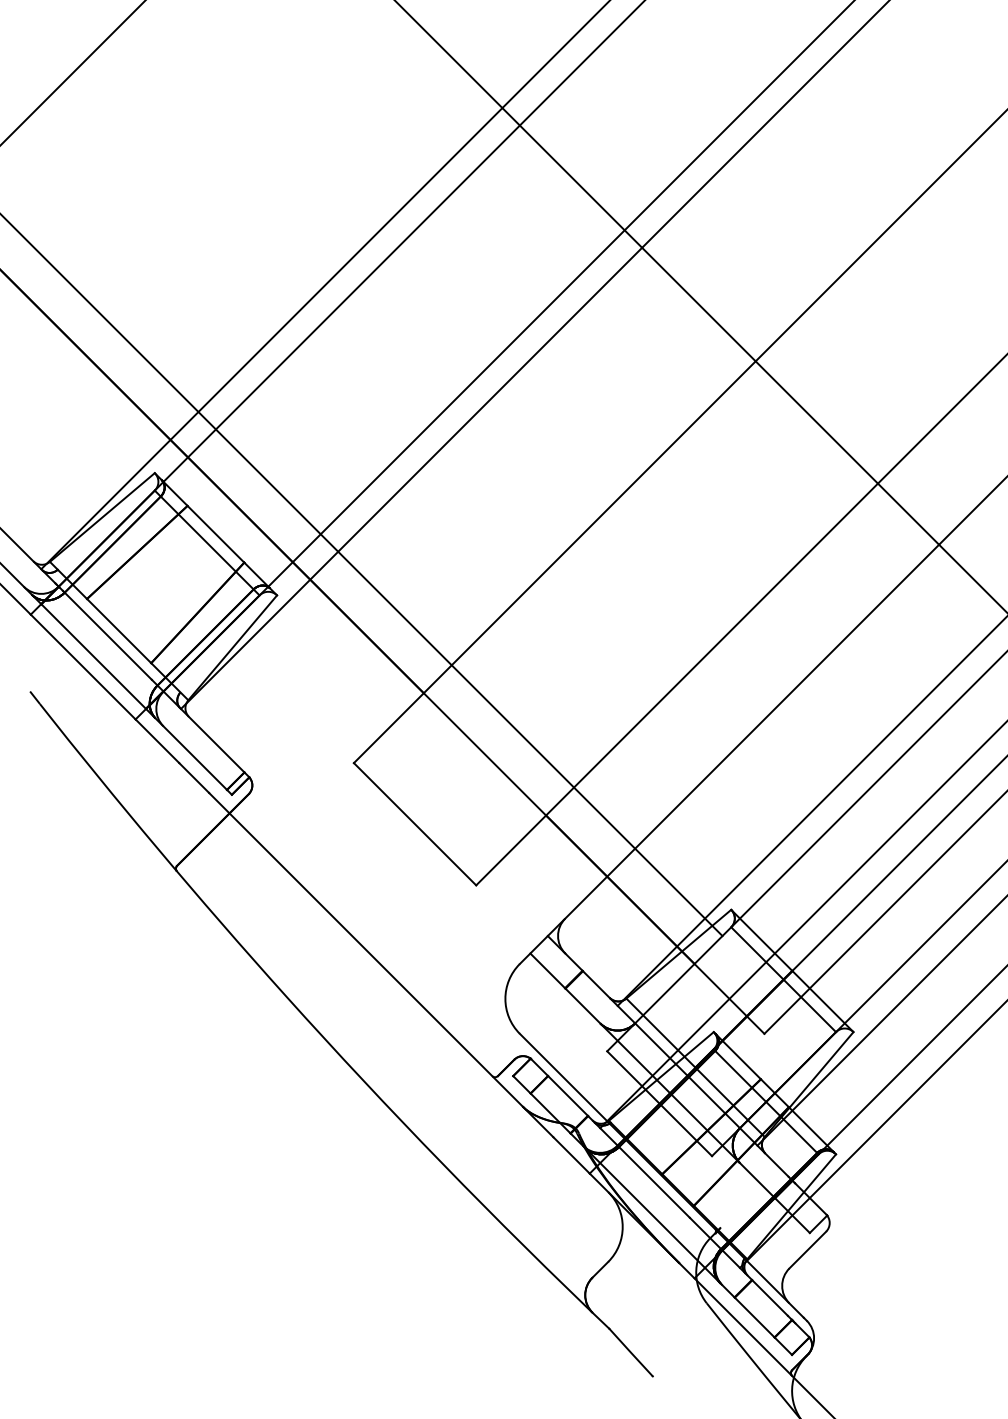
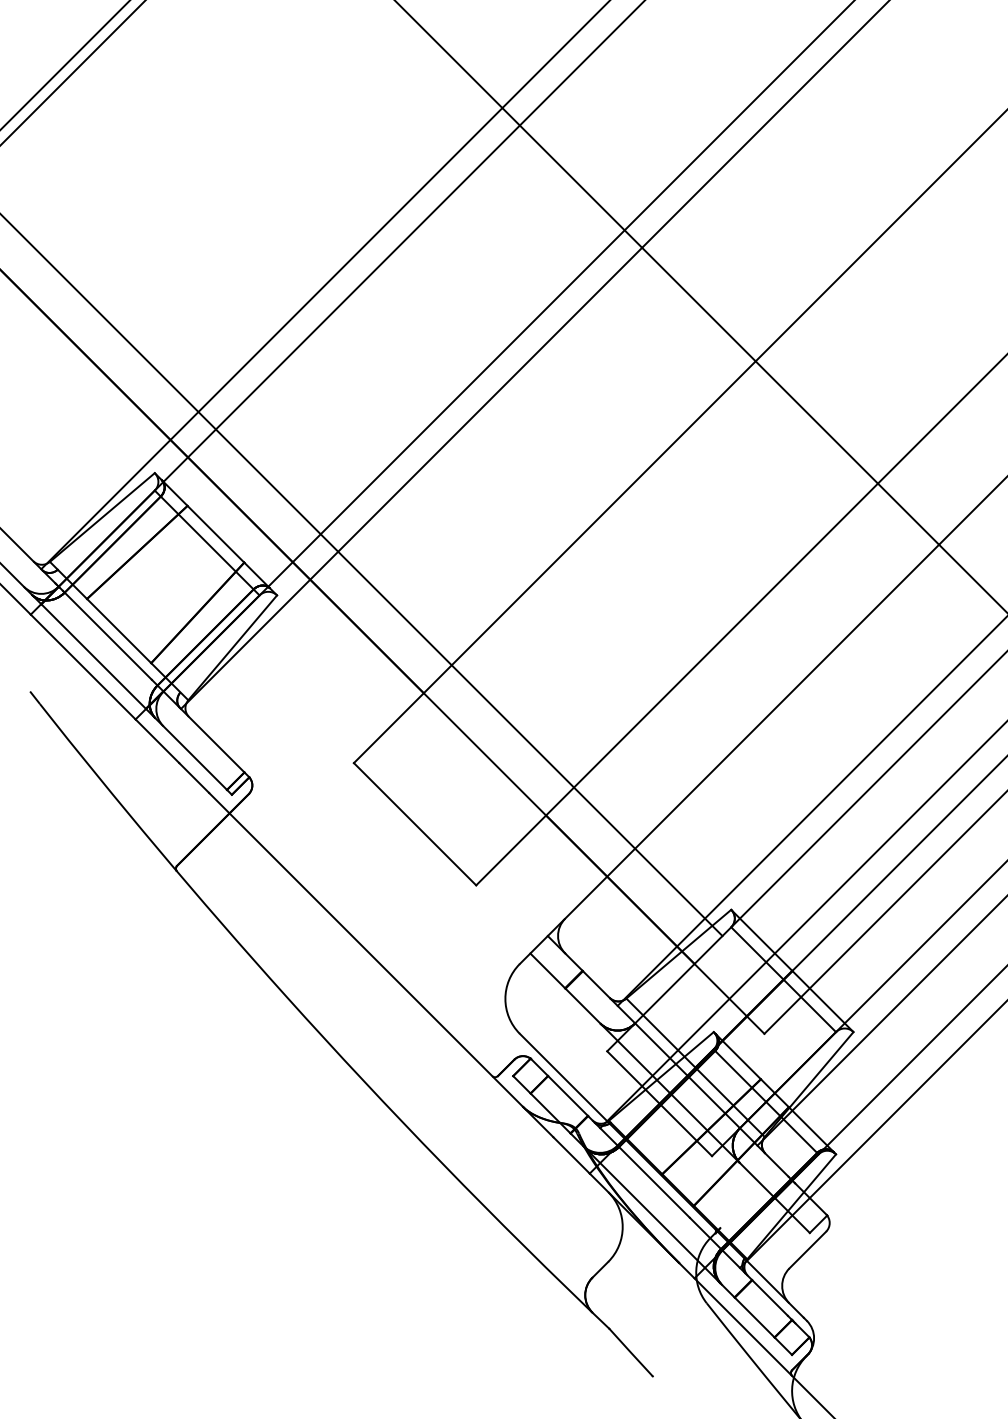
line: none -> present (65, 65)
